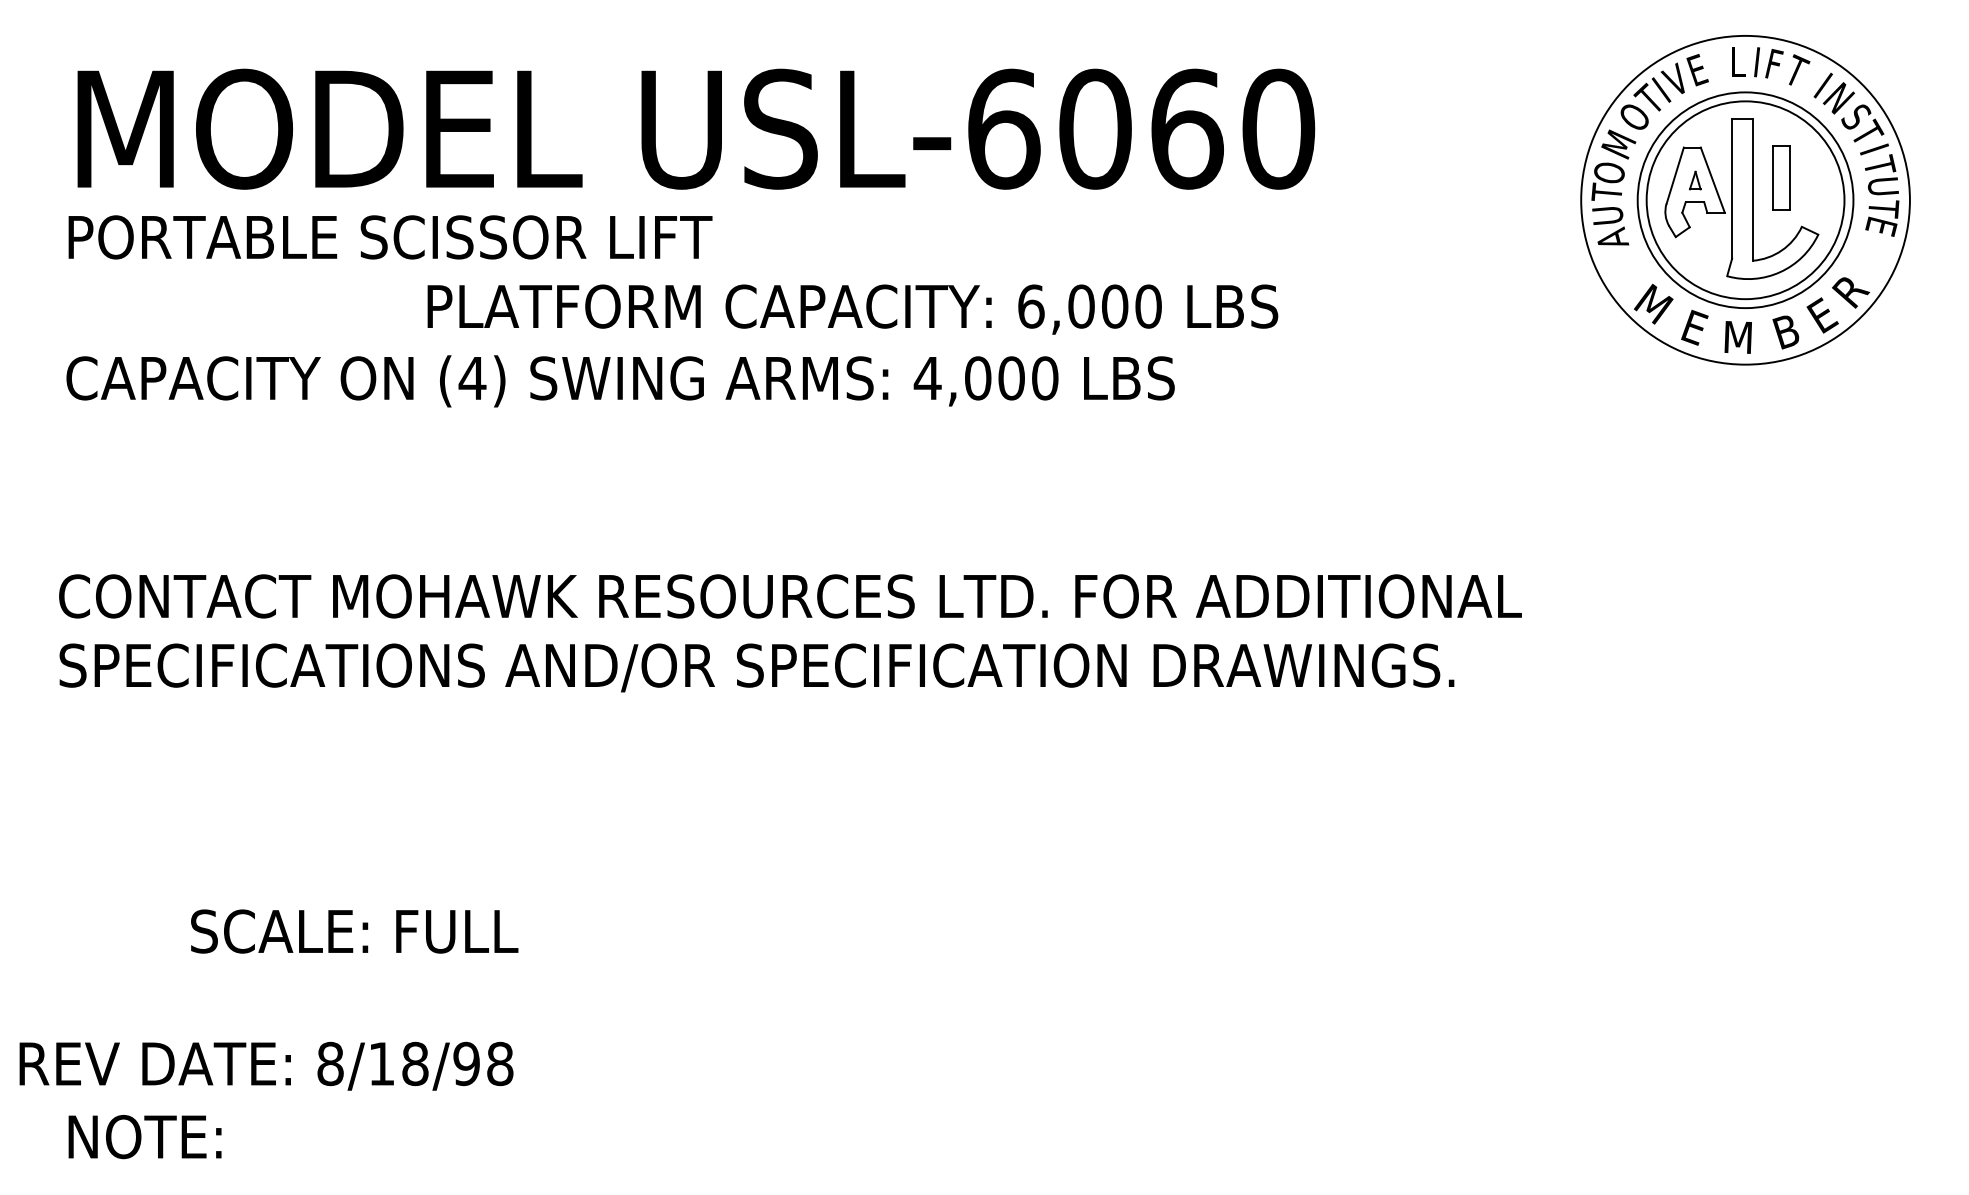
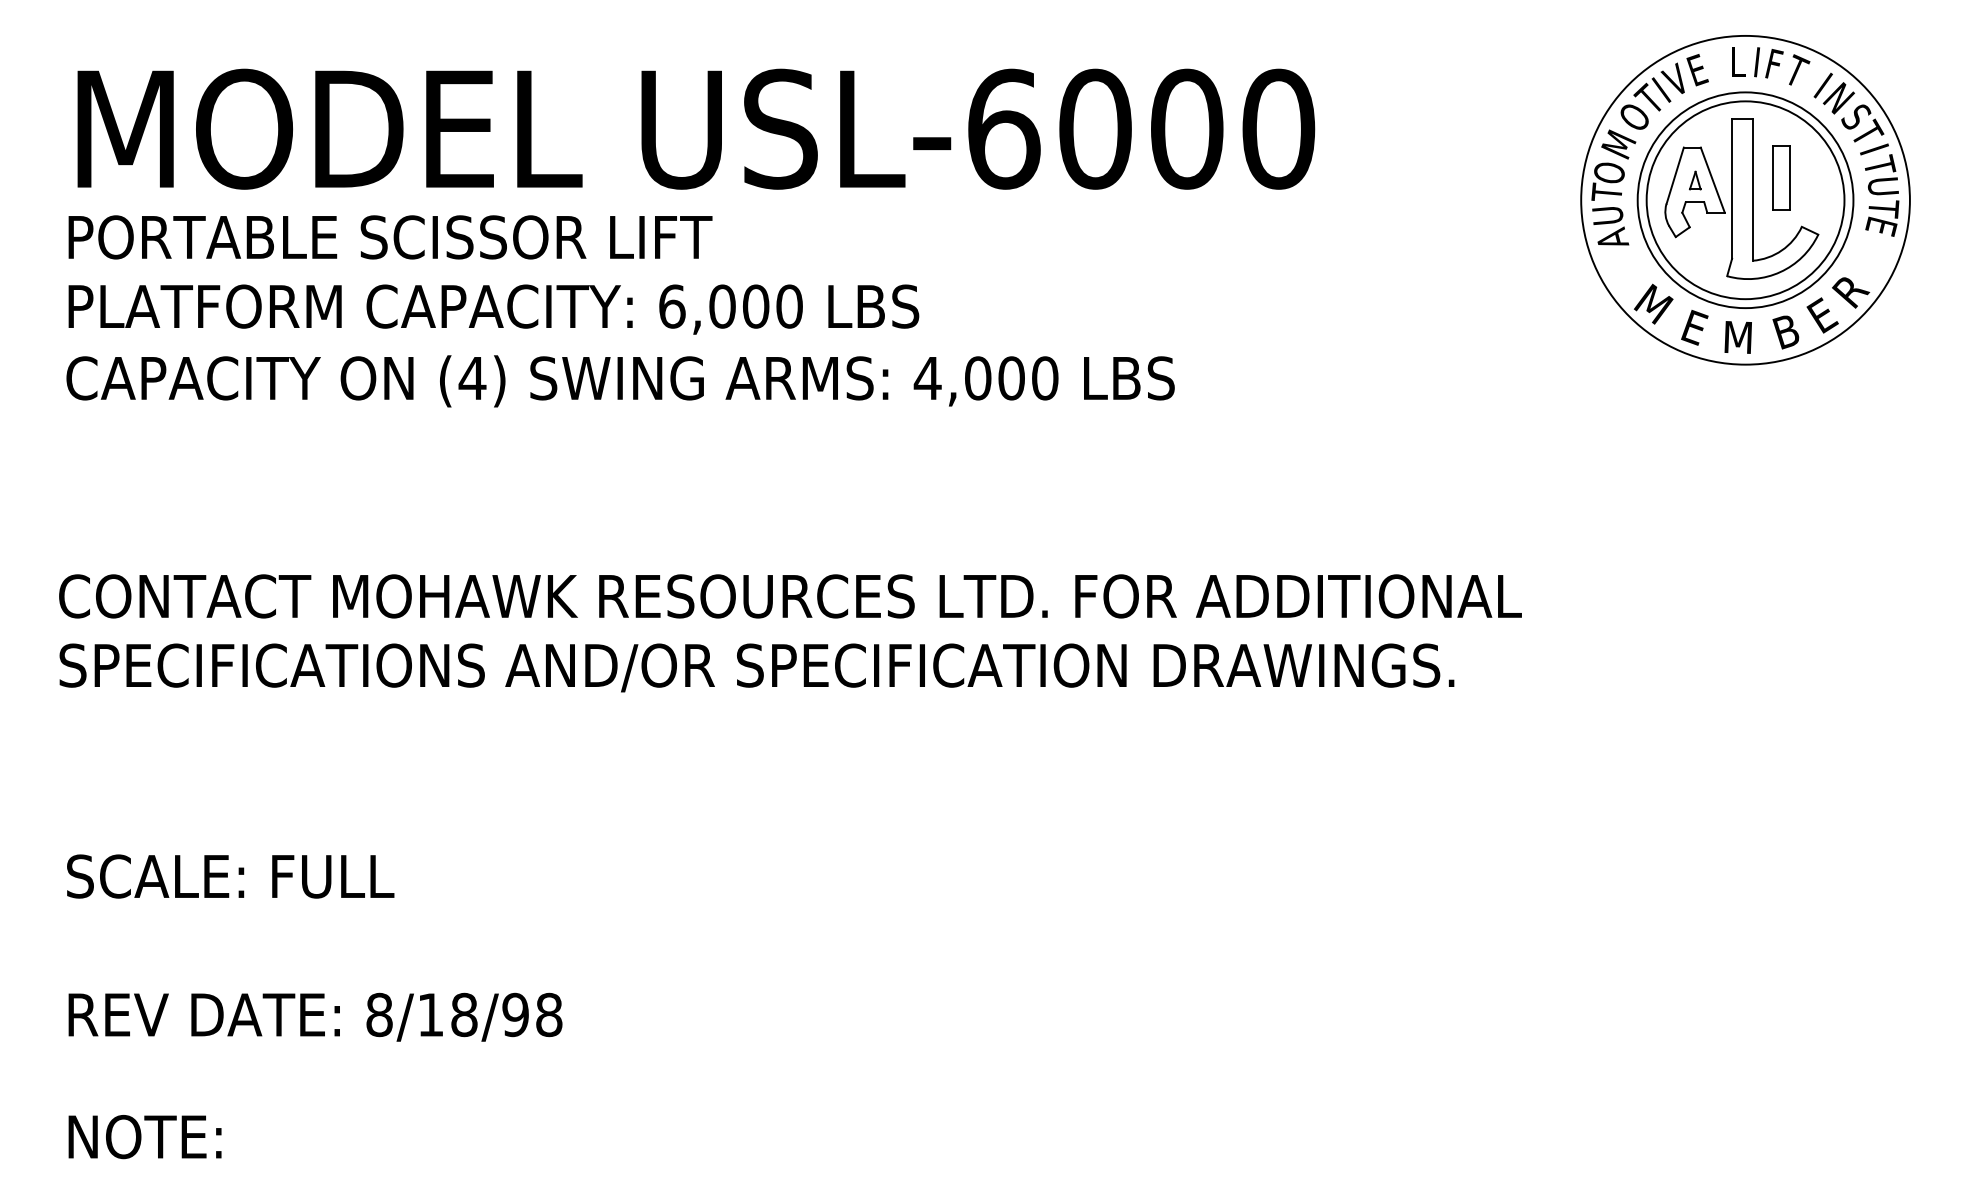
text: USL-6060 -> USL-6000 (1187, 128)
text position: (852, 309) -> (493, 309) (493, 309)
text position: (354, 931) -> (230, 876) (230, 876)
text position: (266, 1065) -> (315, 1016) (315, 1016)
